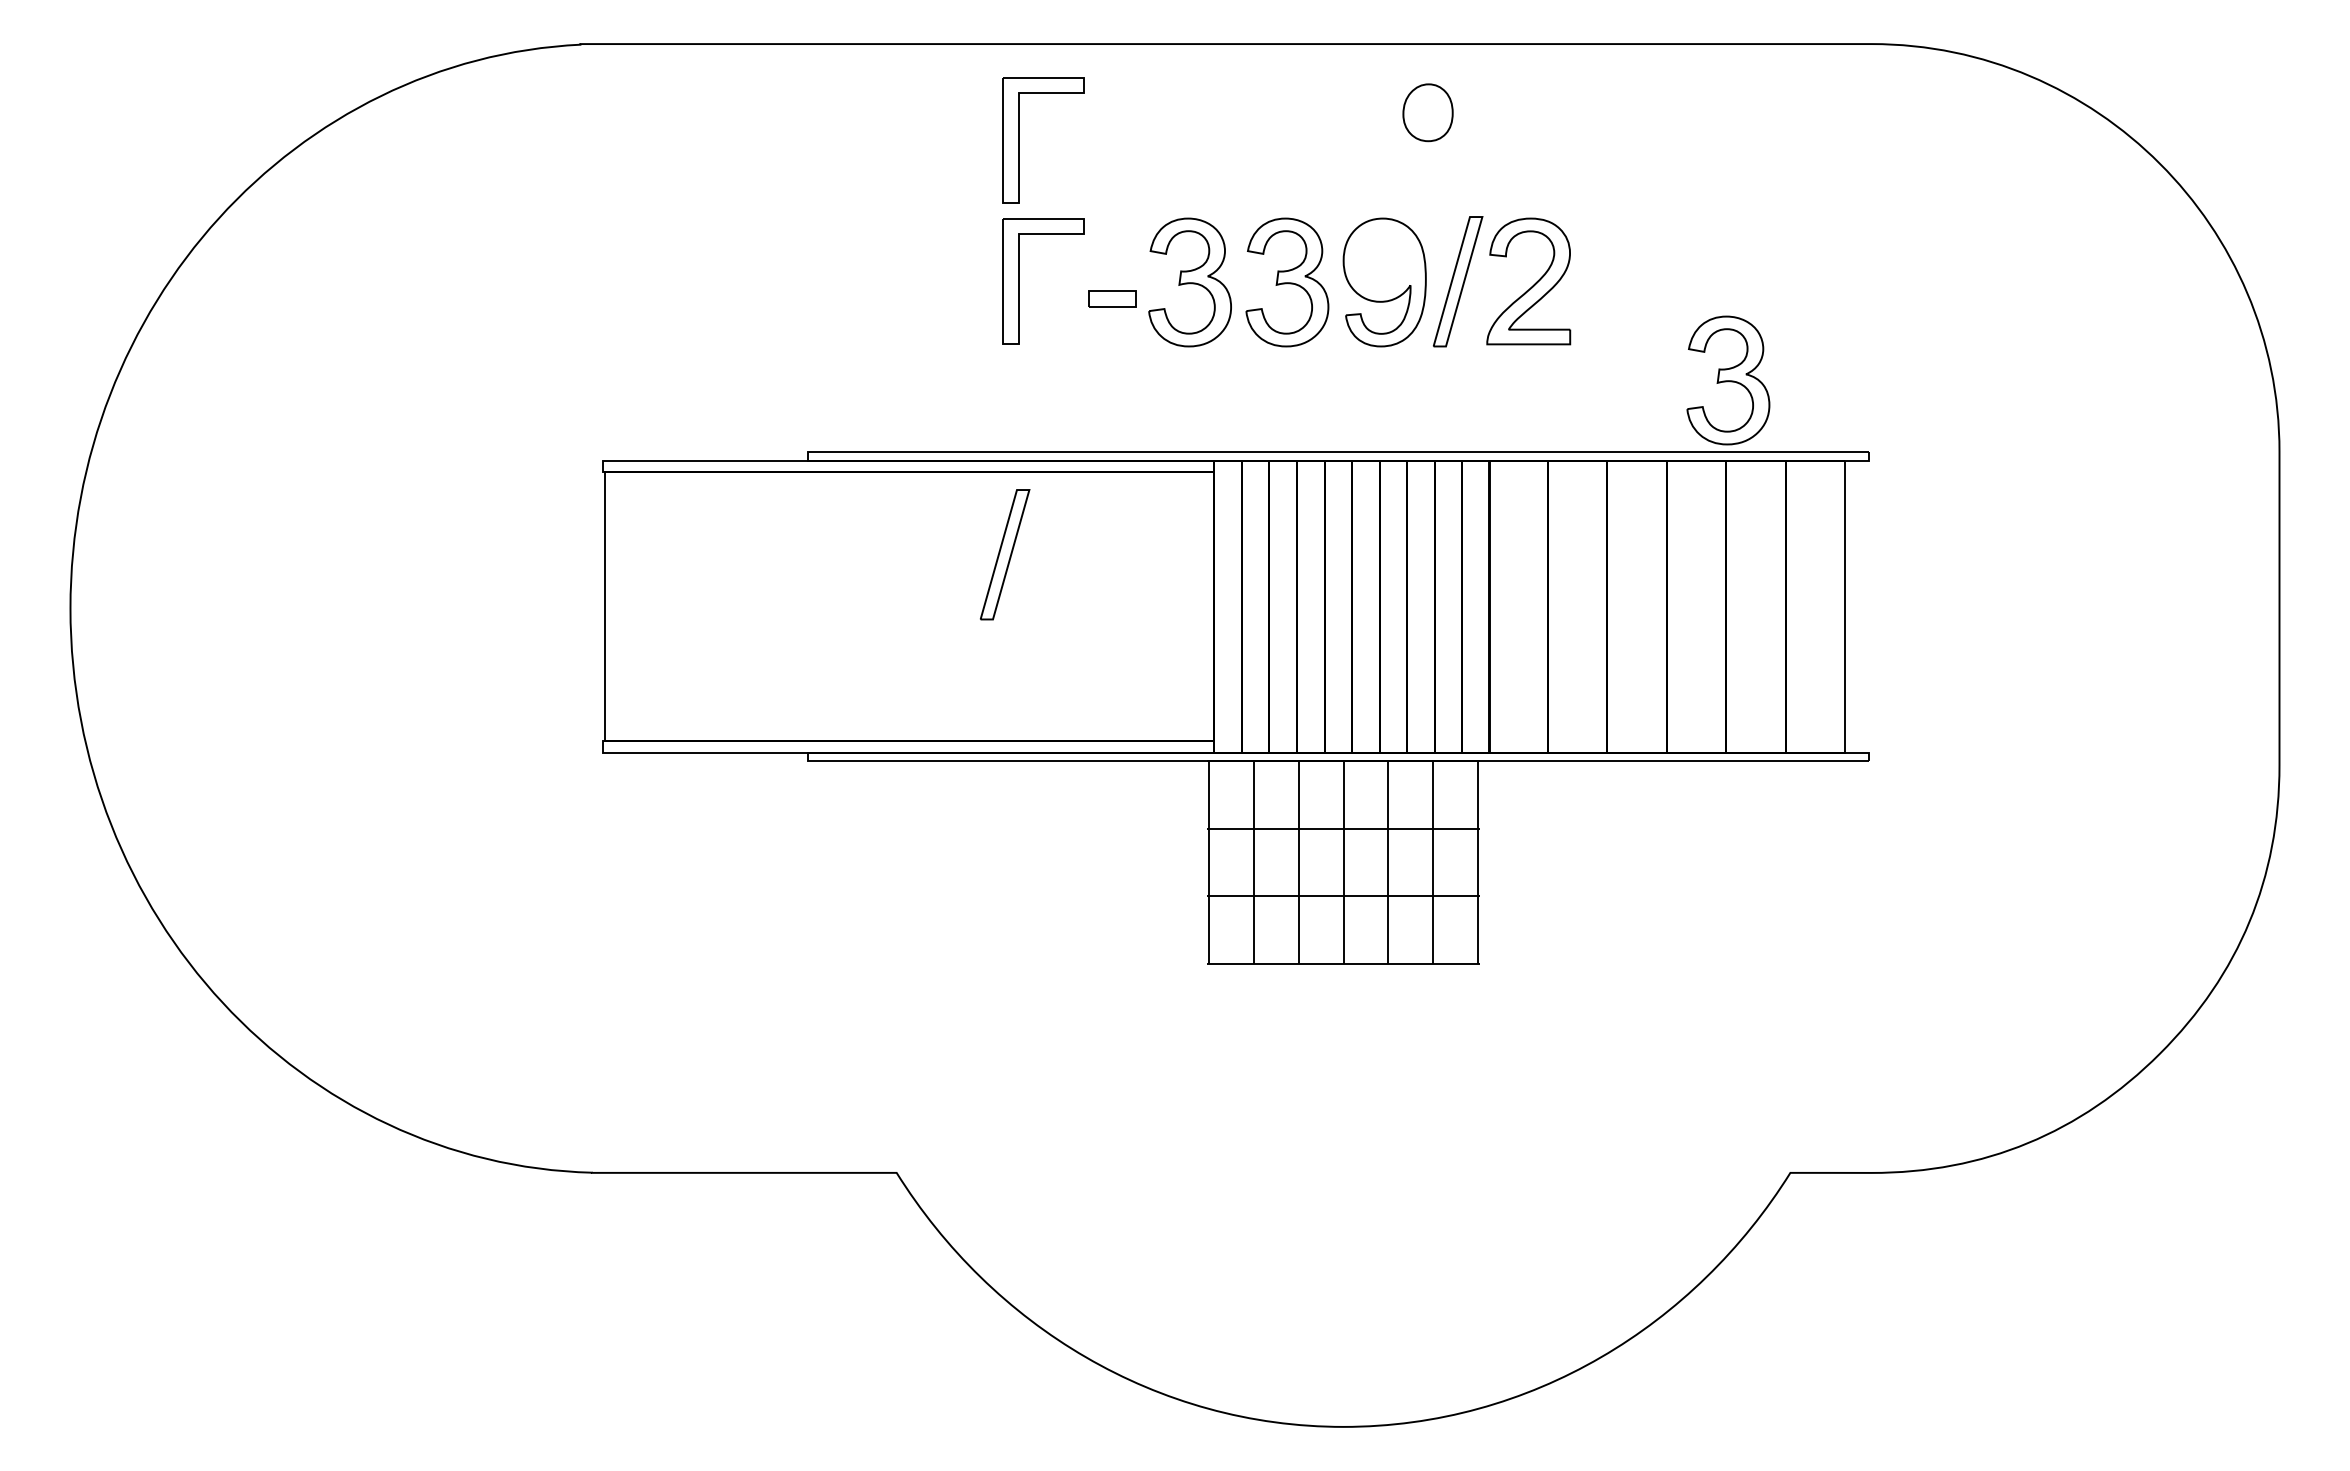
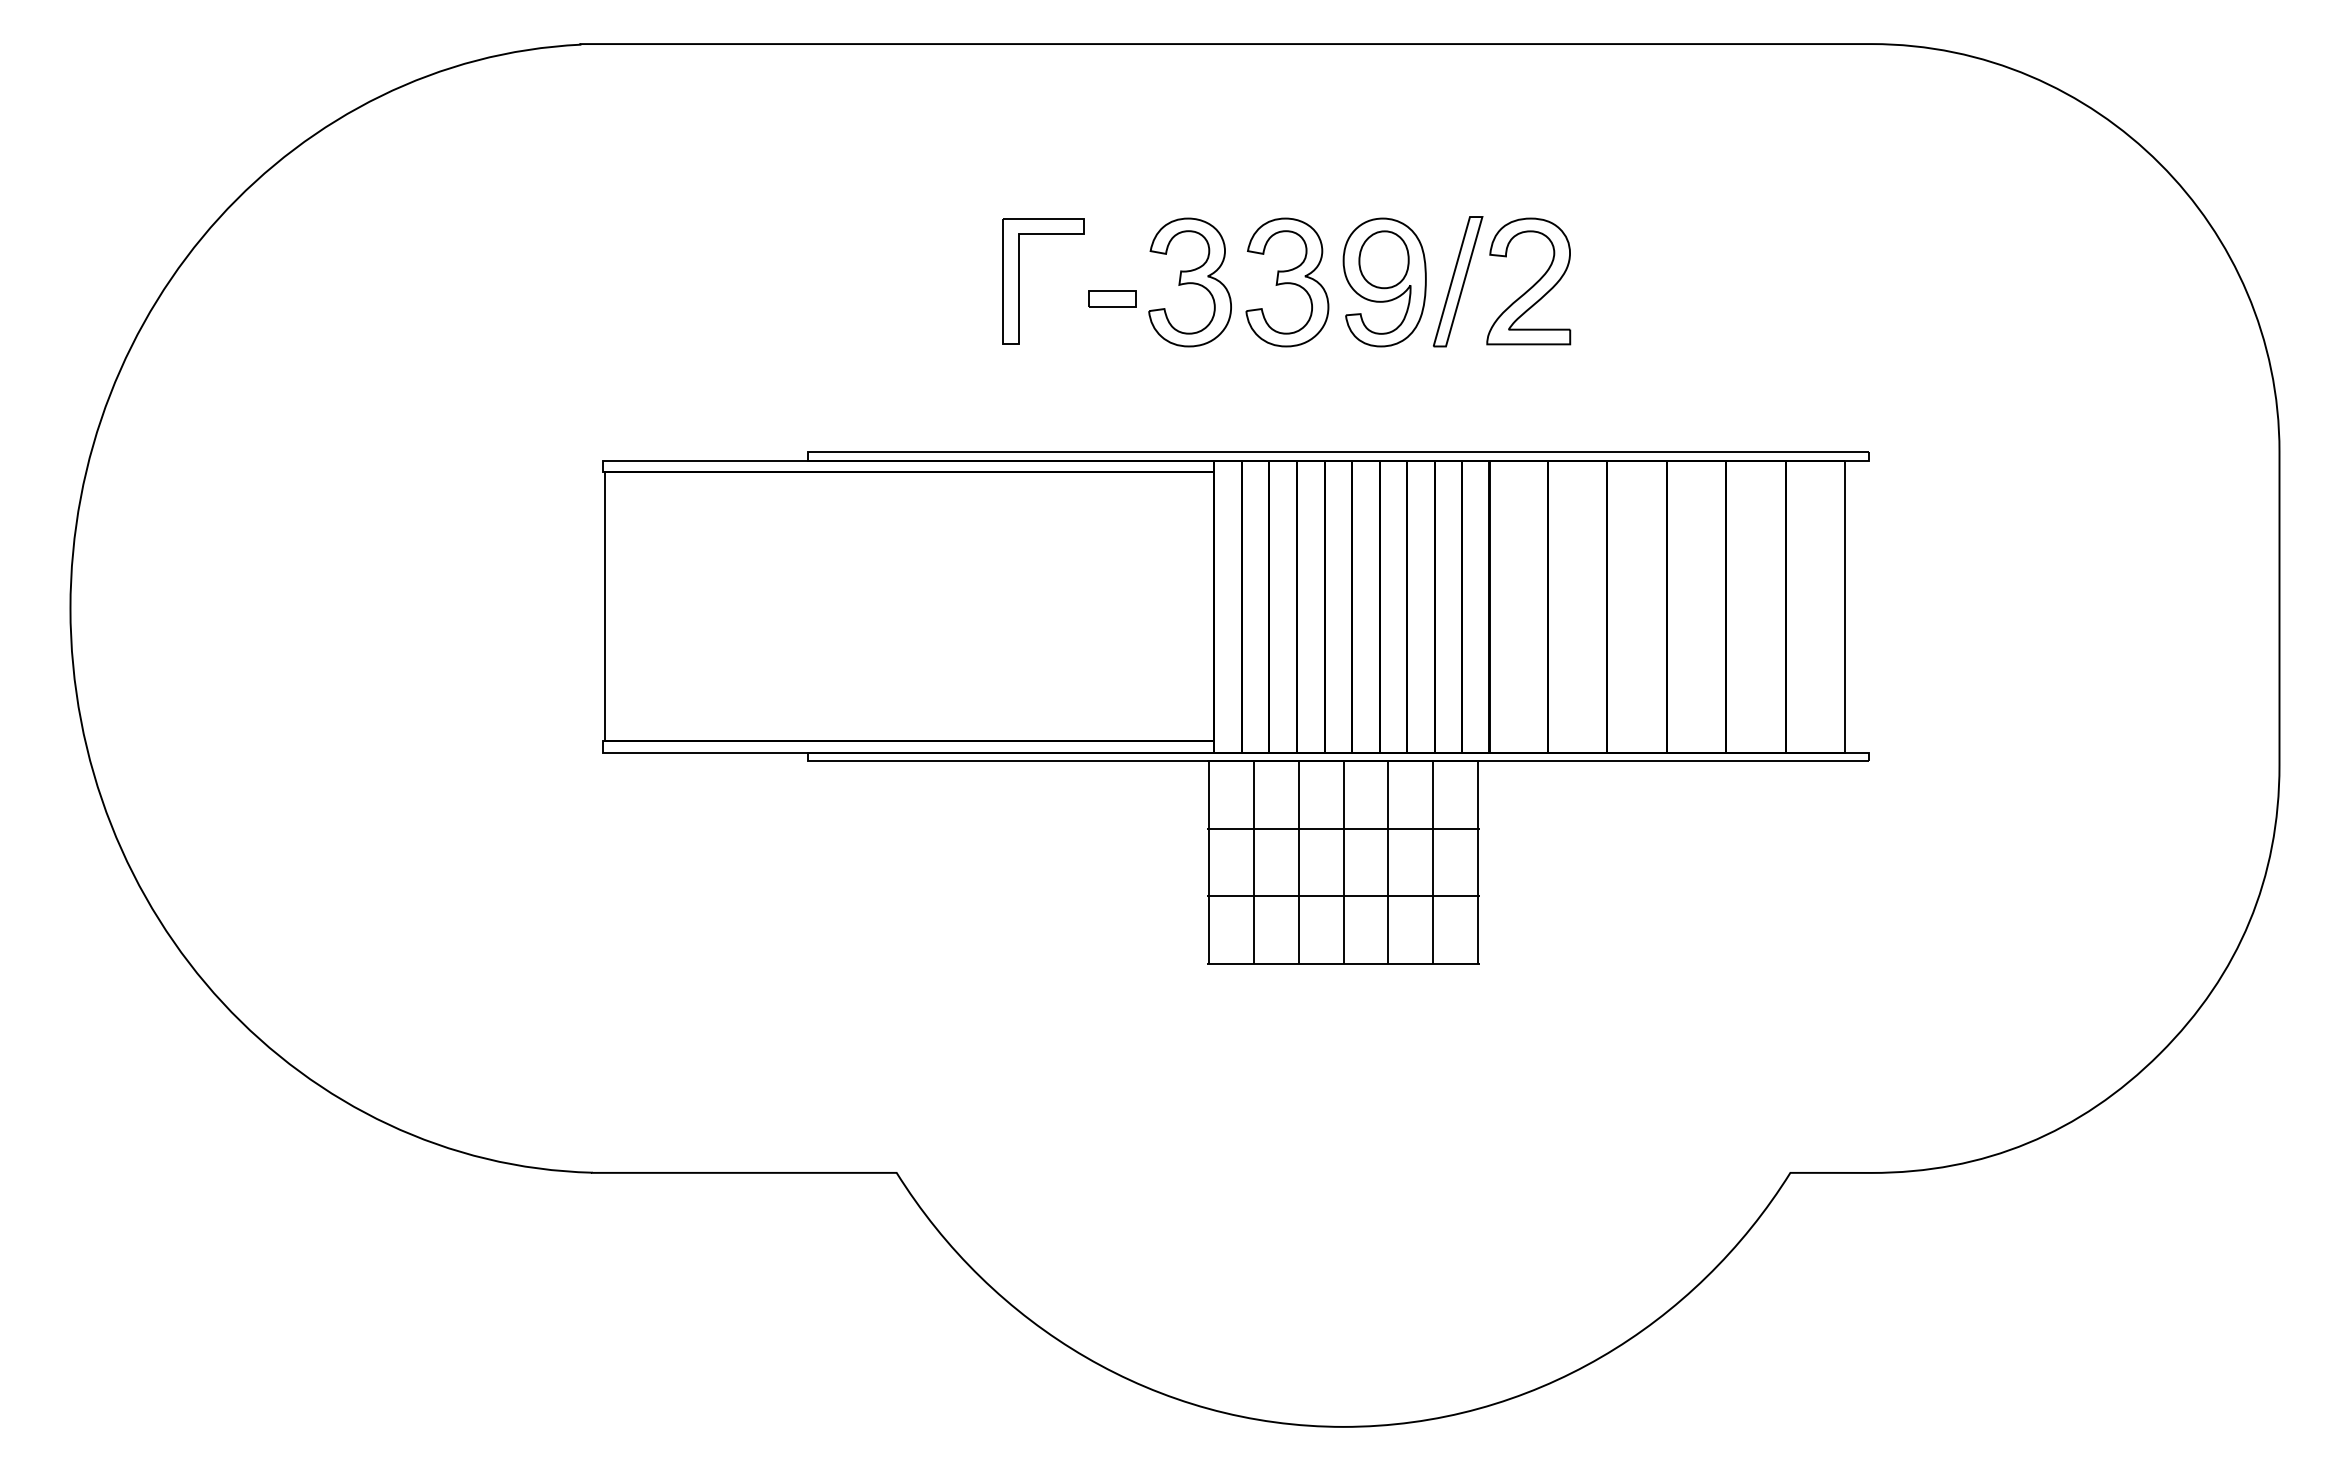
part position: (1427, 112) -> (1383, 259) (1383, 259)
part: present -> none (1019, 140)
part: present -> none (1728, 380)
part: present -> none (1005, 554)
